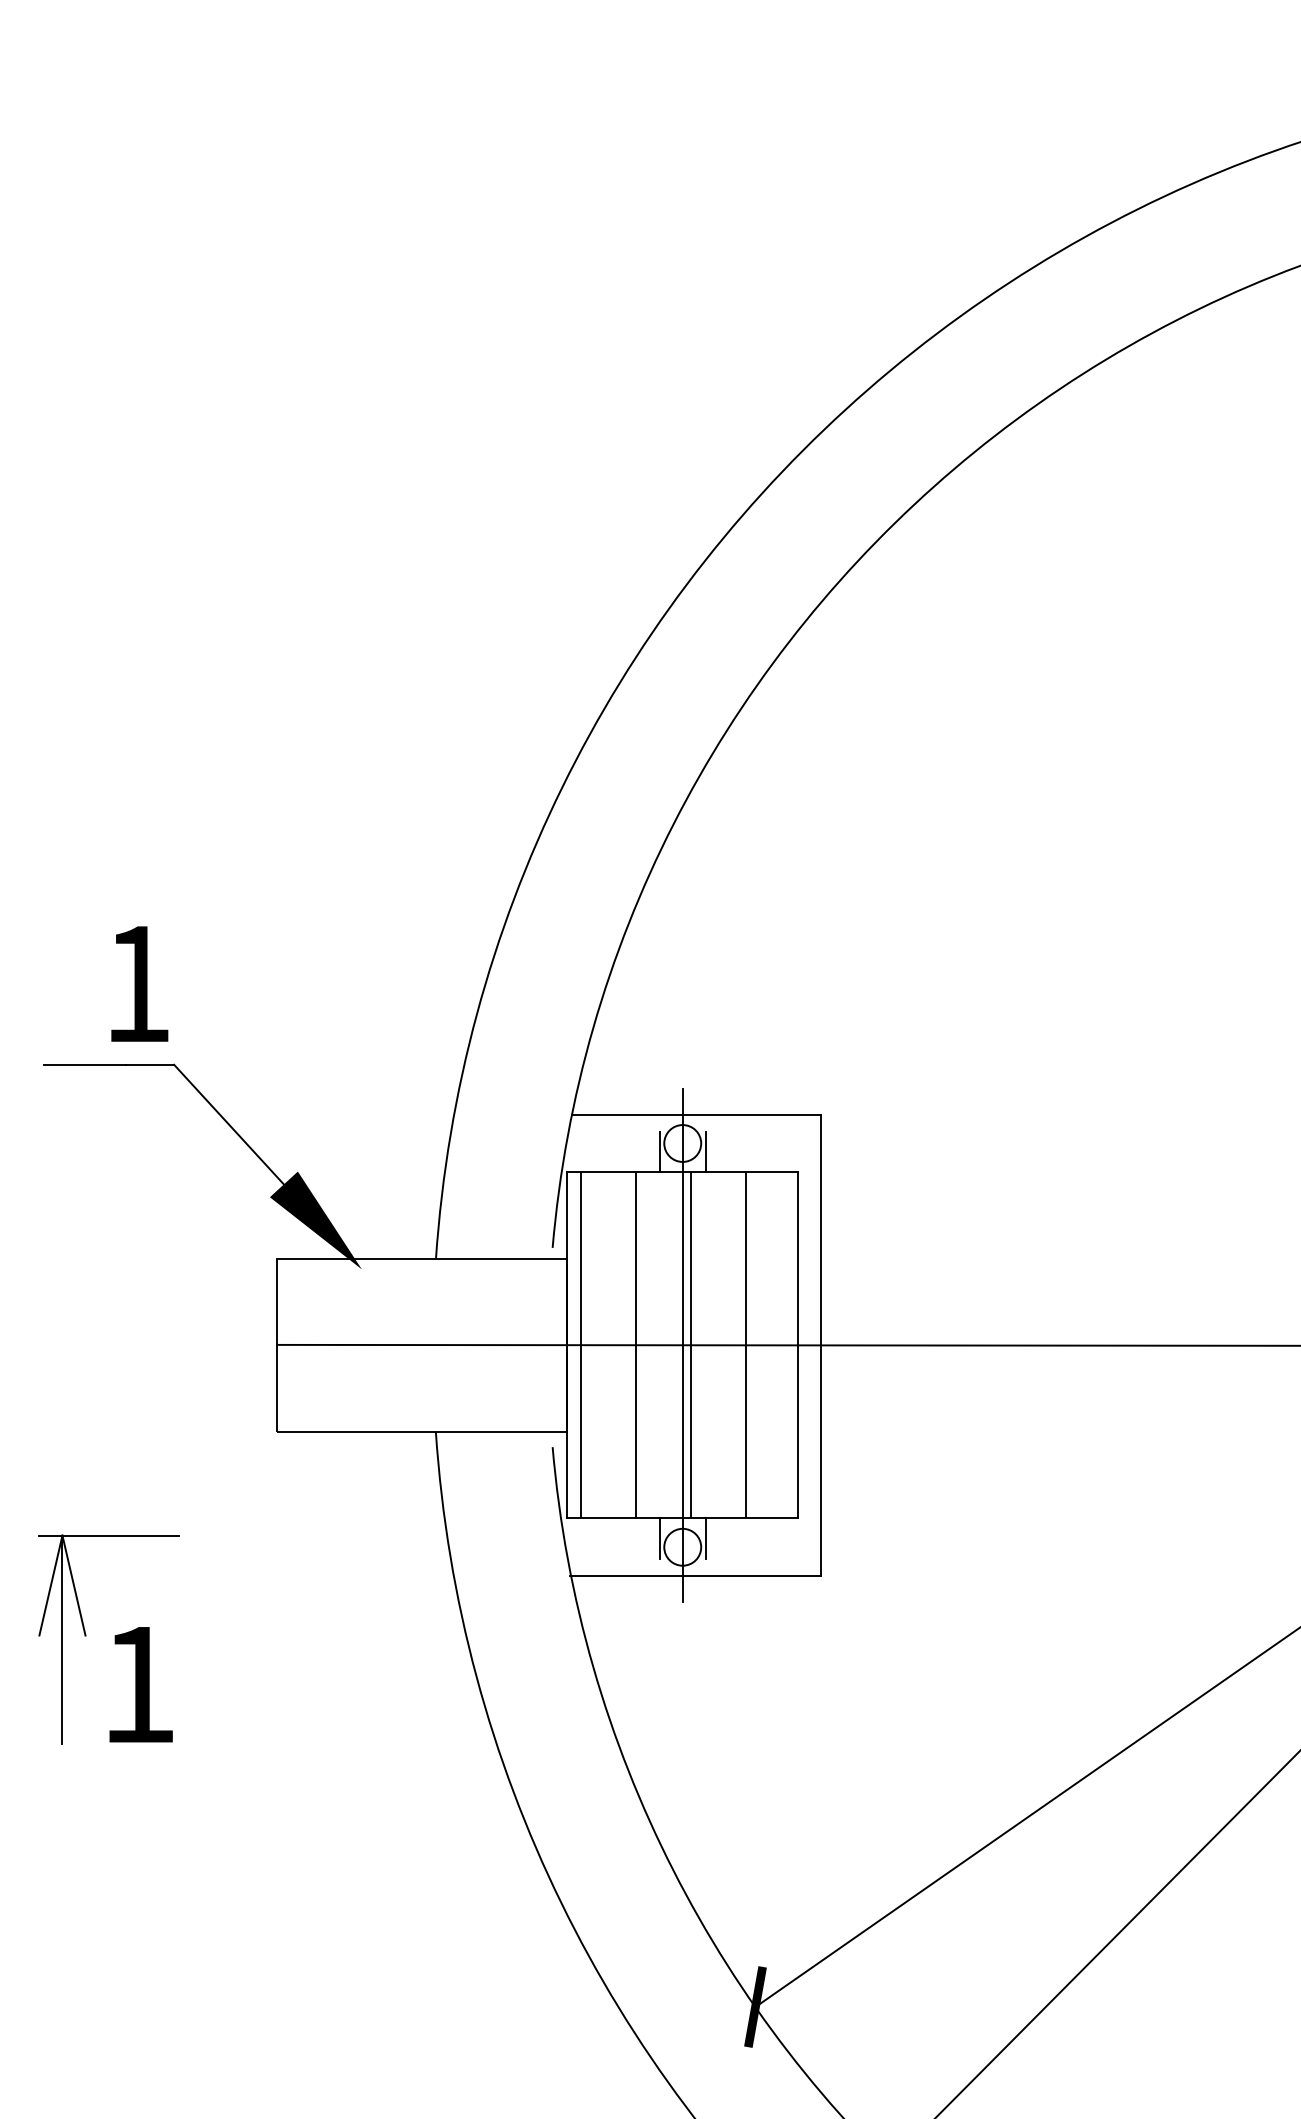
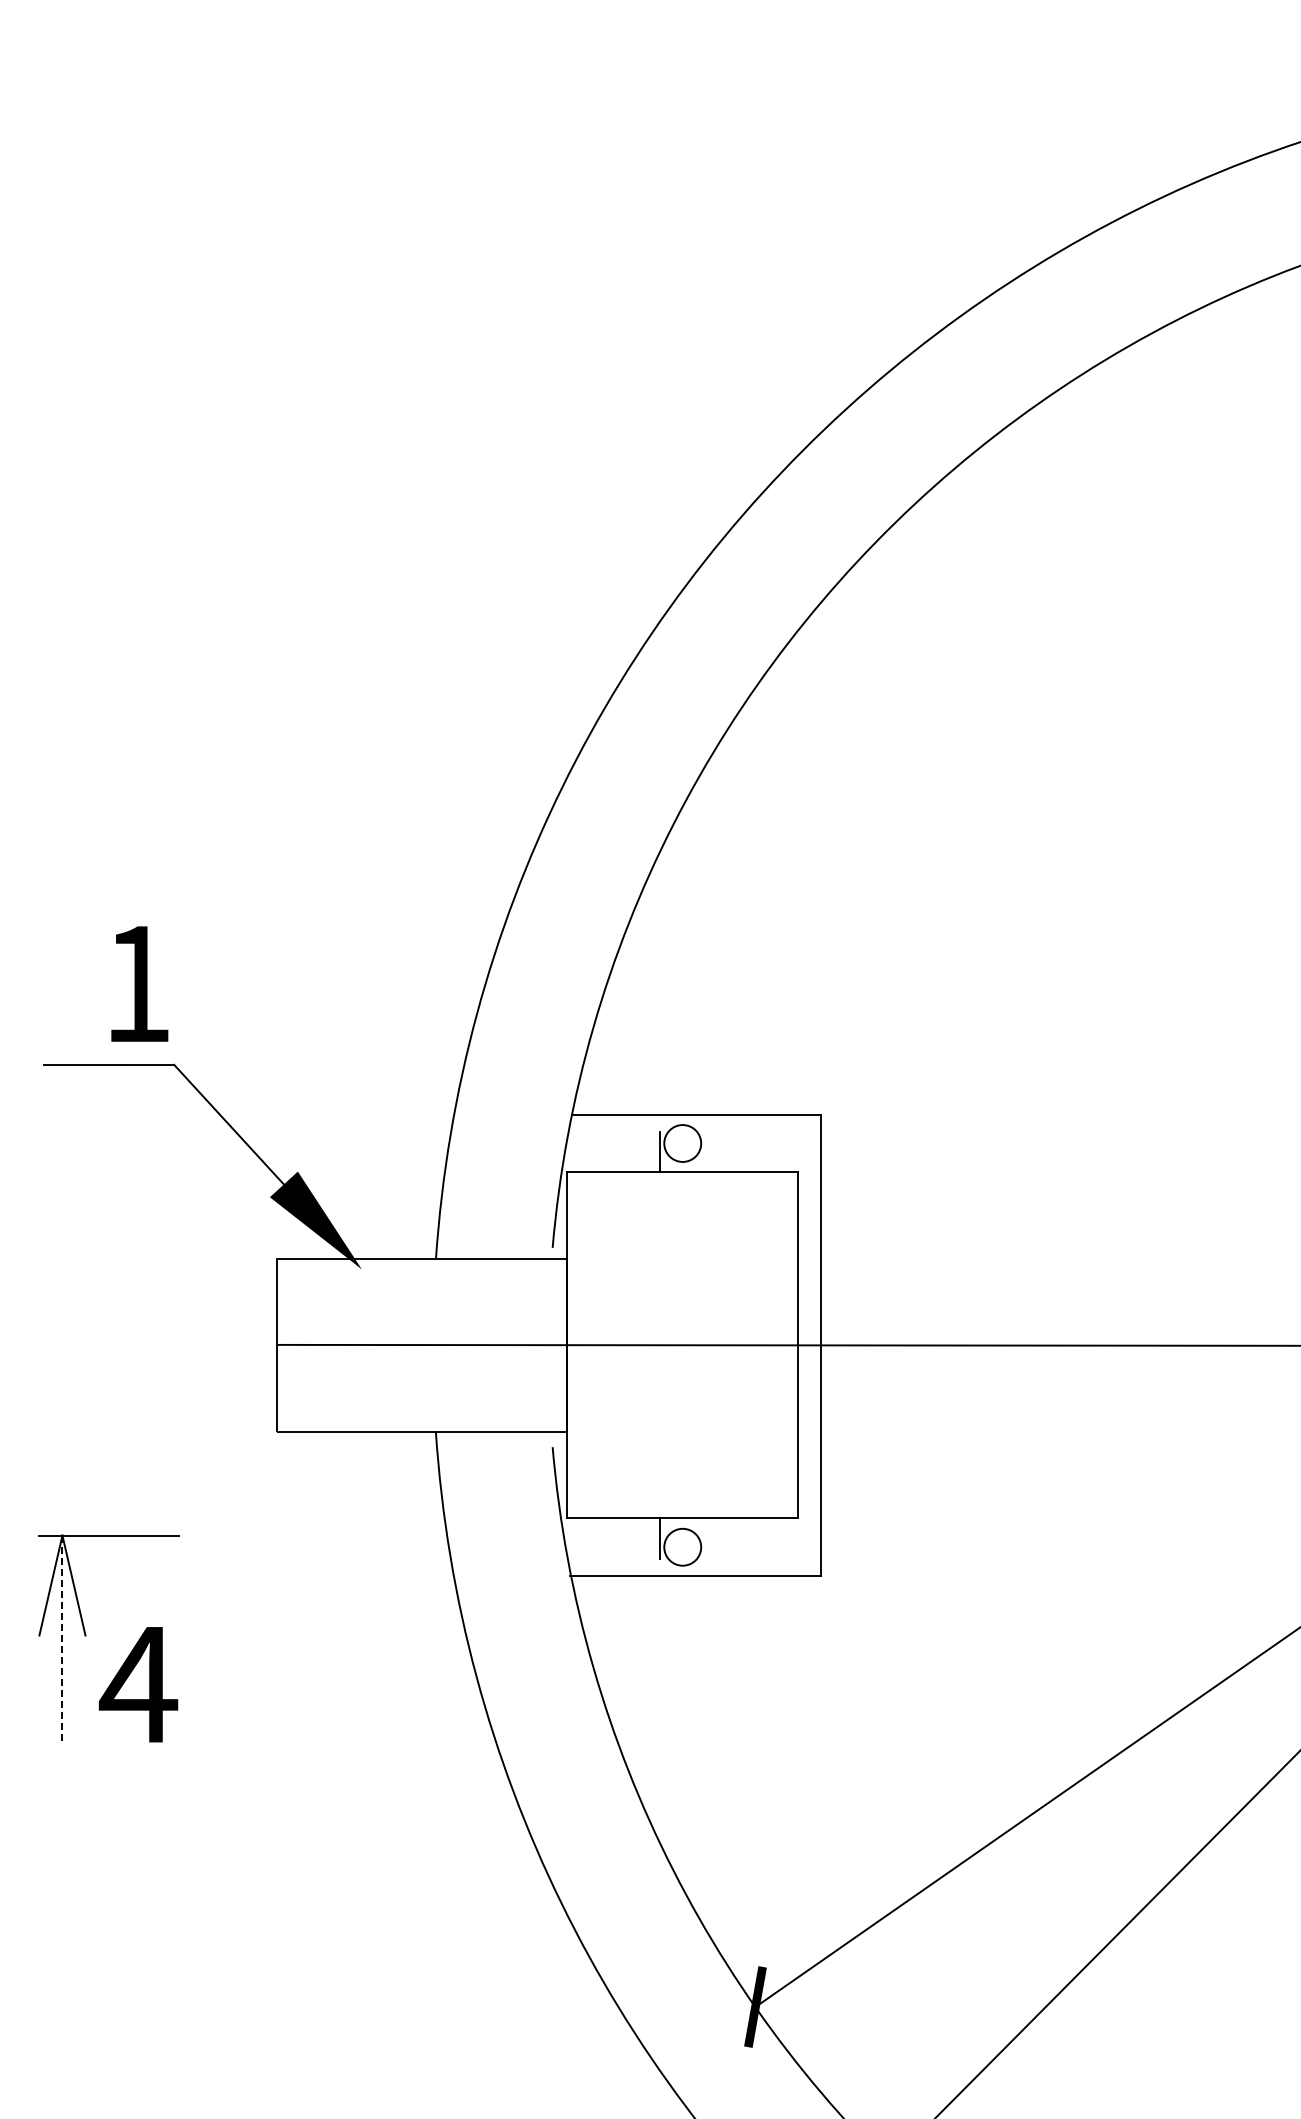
line: present -> none (705, 1151)
line: present -> none (682, 1344)
hatch: present -> none (662, 1345)
line: present -> none (705, 1538)
line: solid -> dashed (62, 1640)
text: 1 -> 4 (138, 1684)
